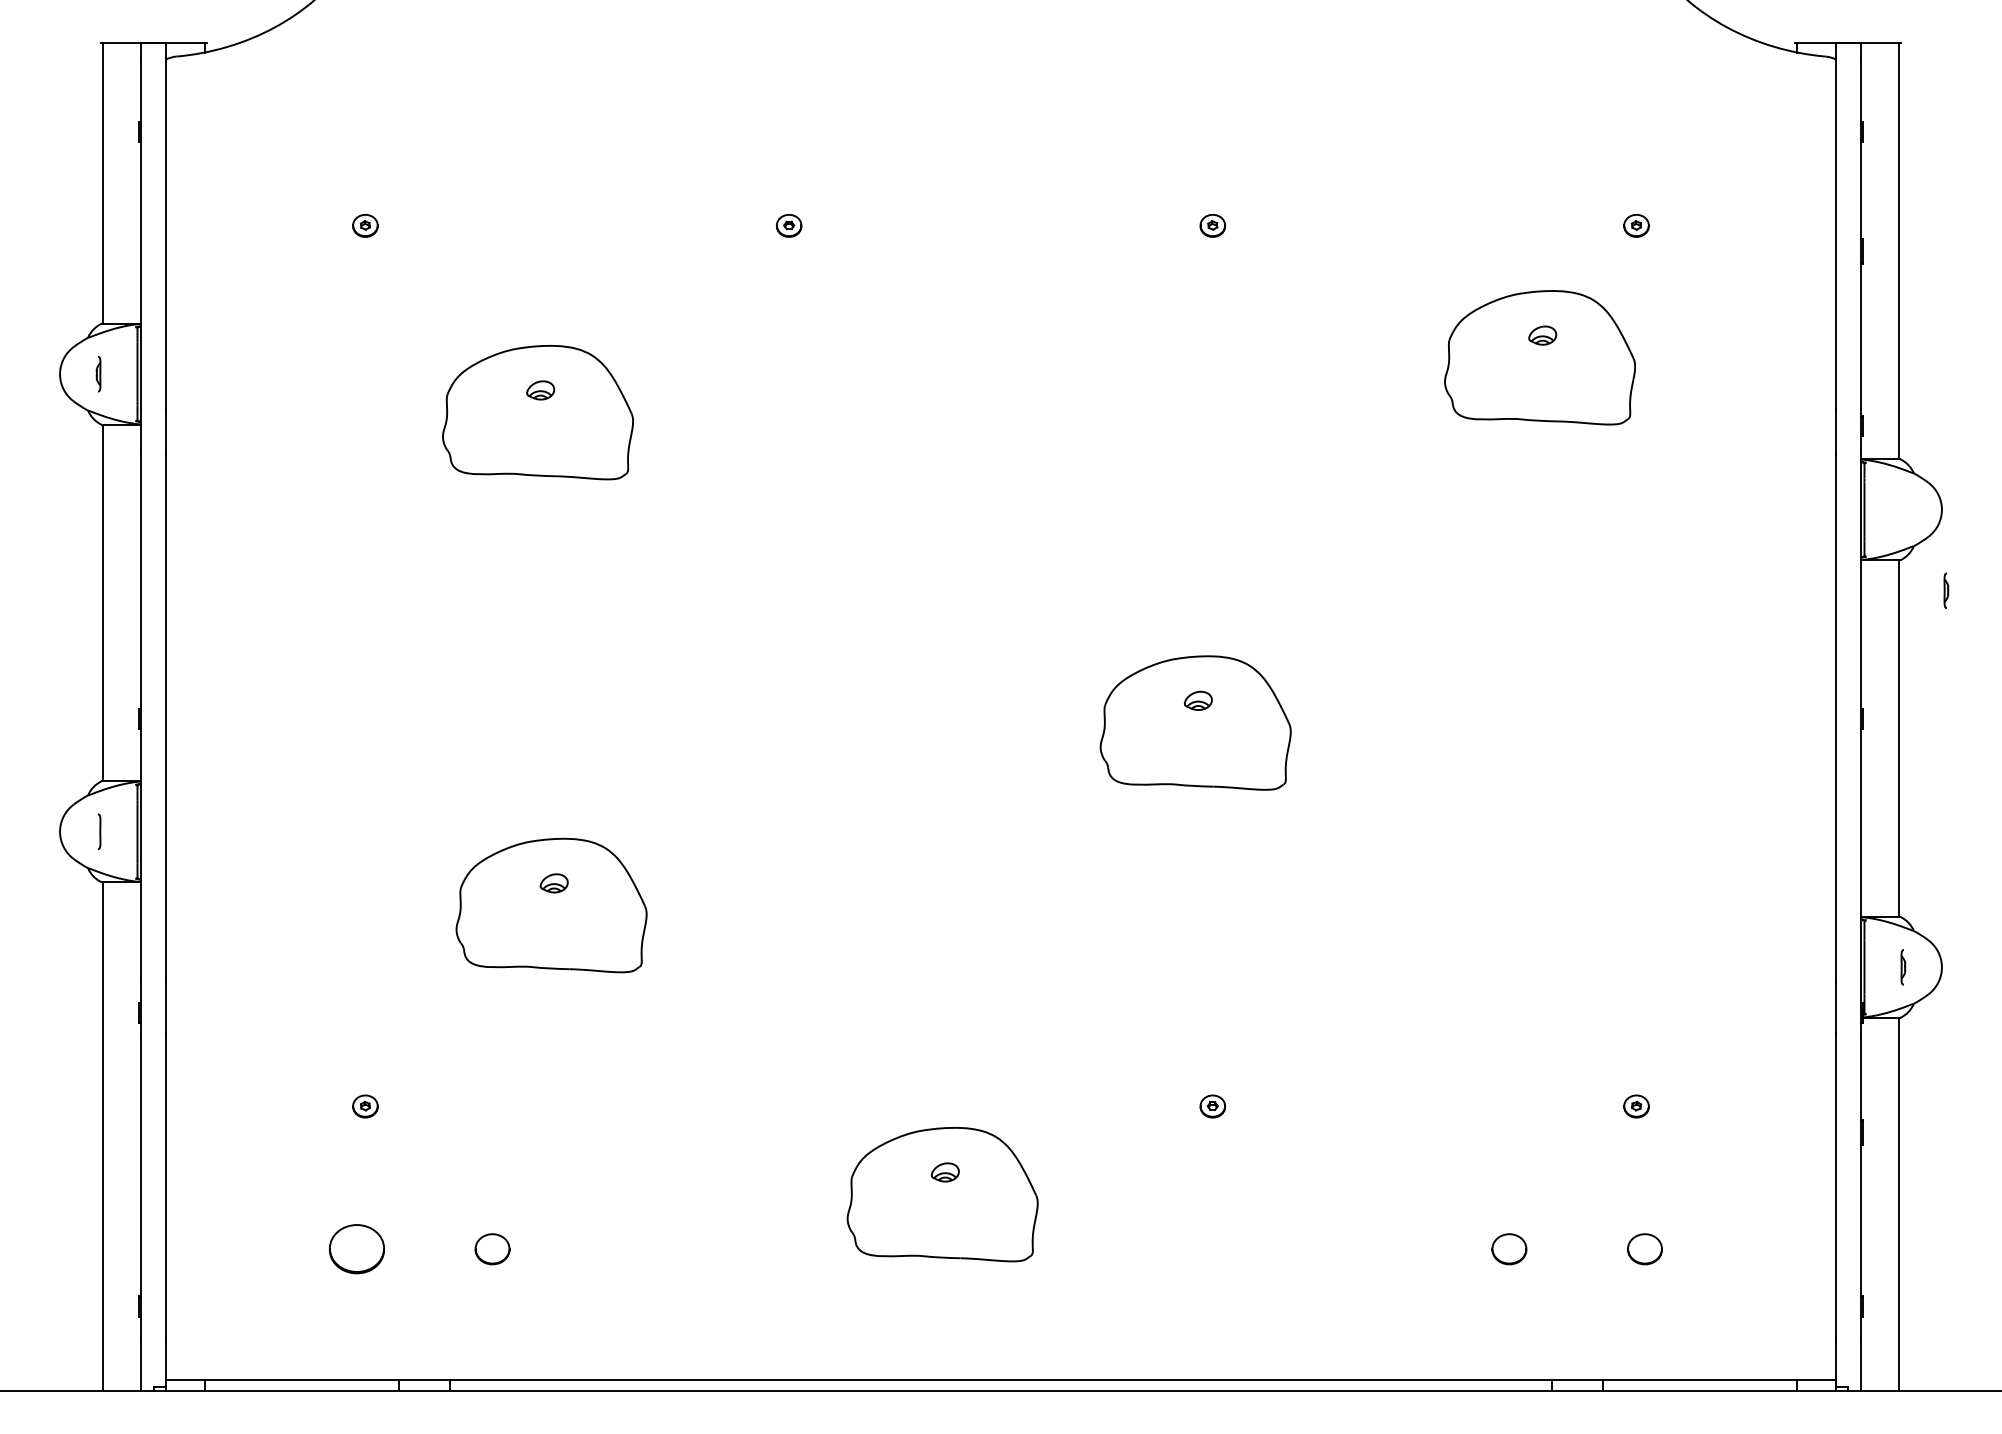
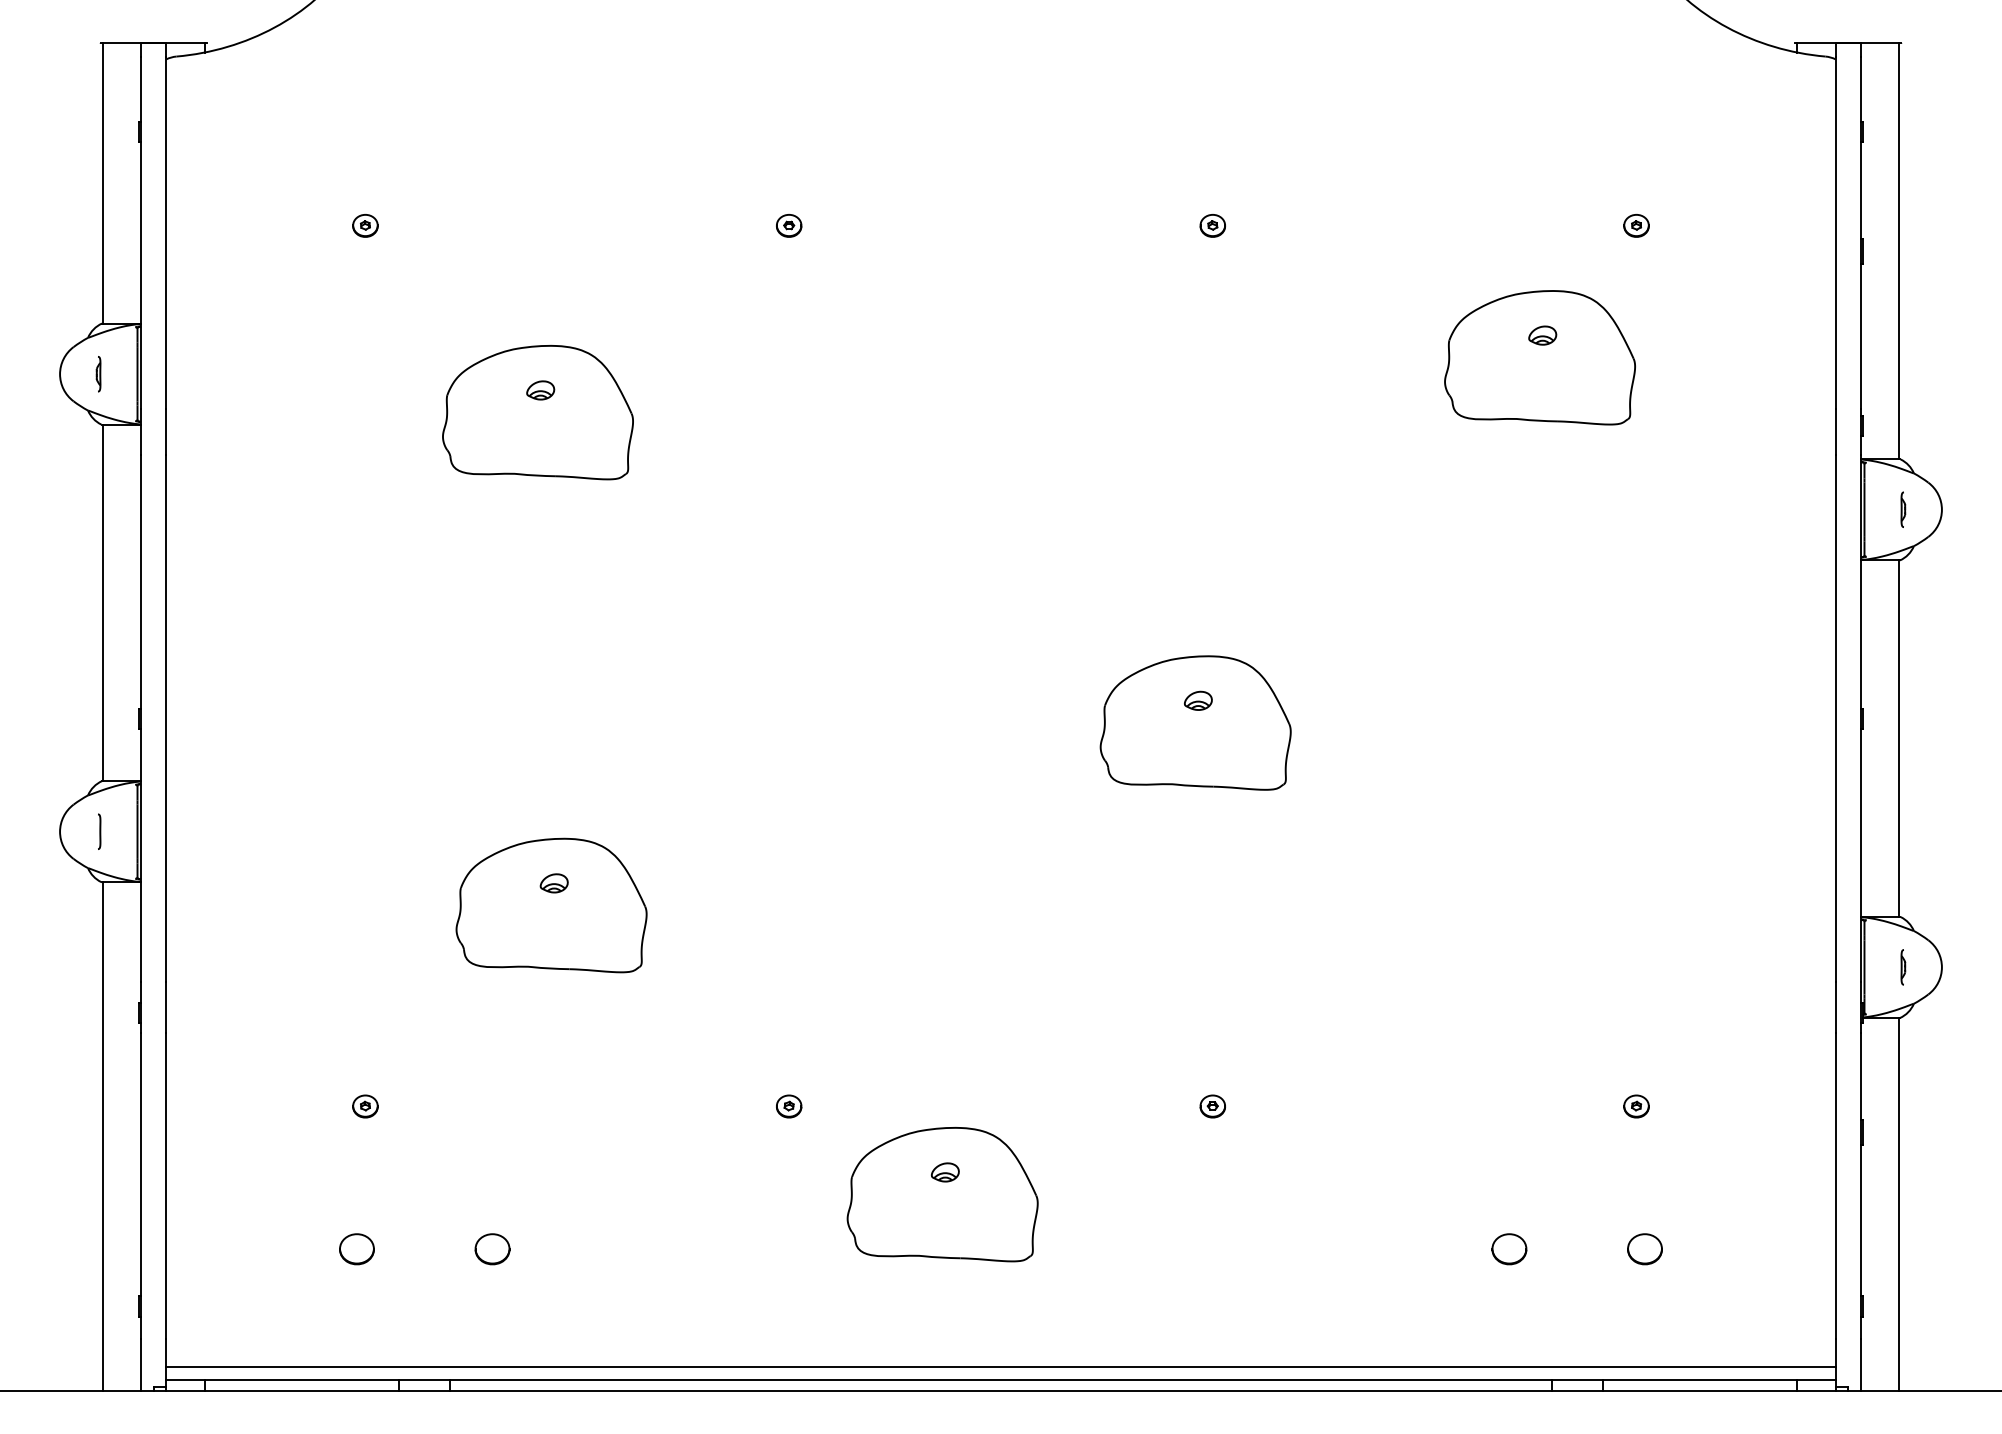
part position: (1946, 590) -> (1903, 509) (1903, 509)
part: none -> present (789, 1106)
part size: 56x51 px -> 36x33 px (356, 1249)
line: none -> present (1000, 1366)
